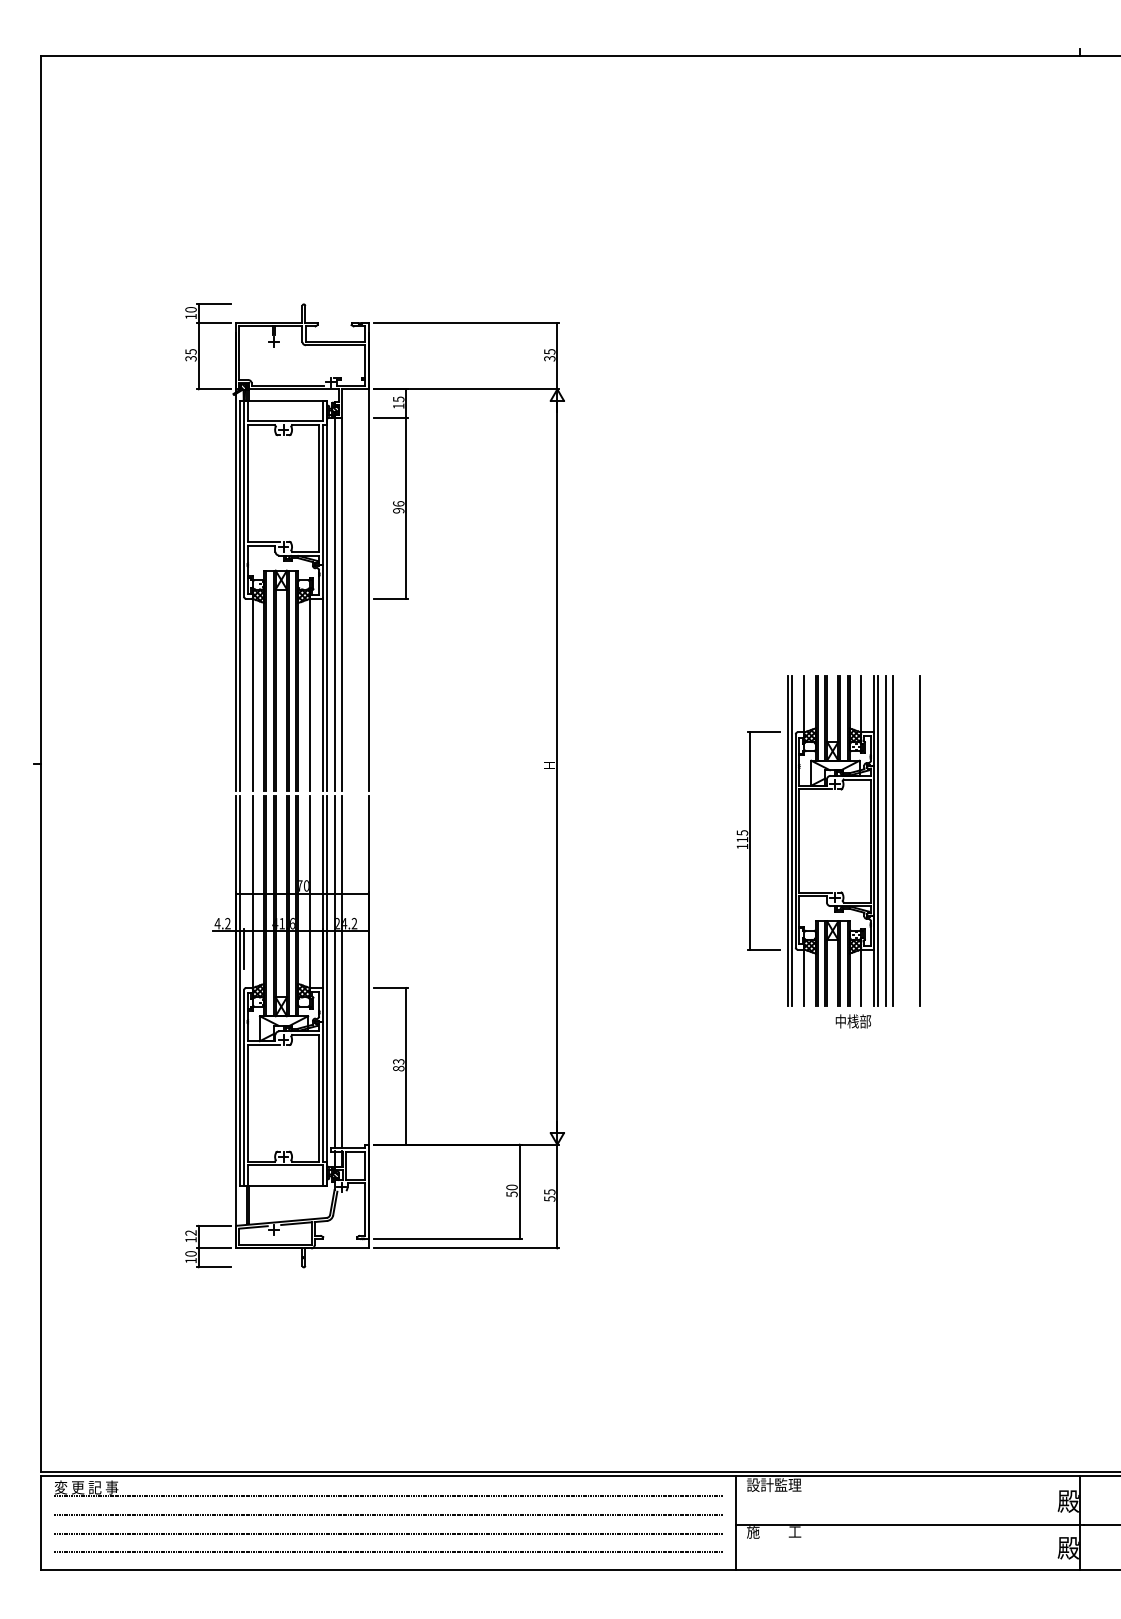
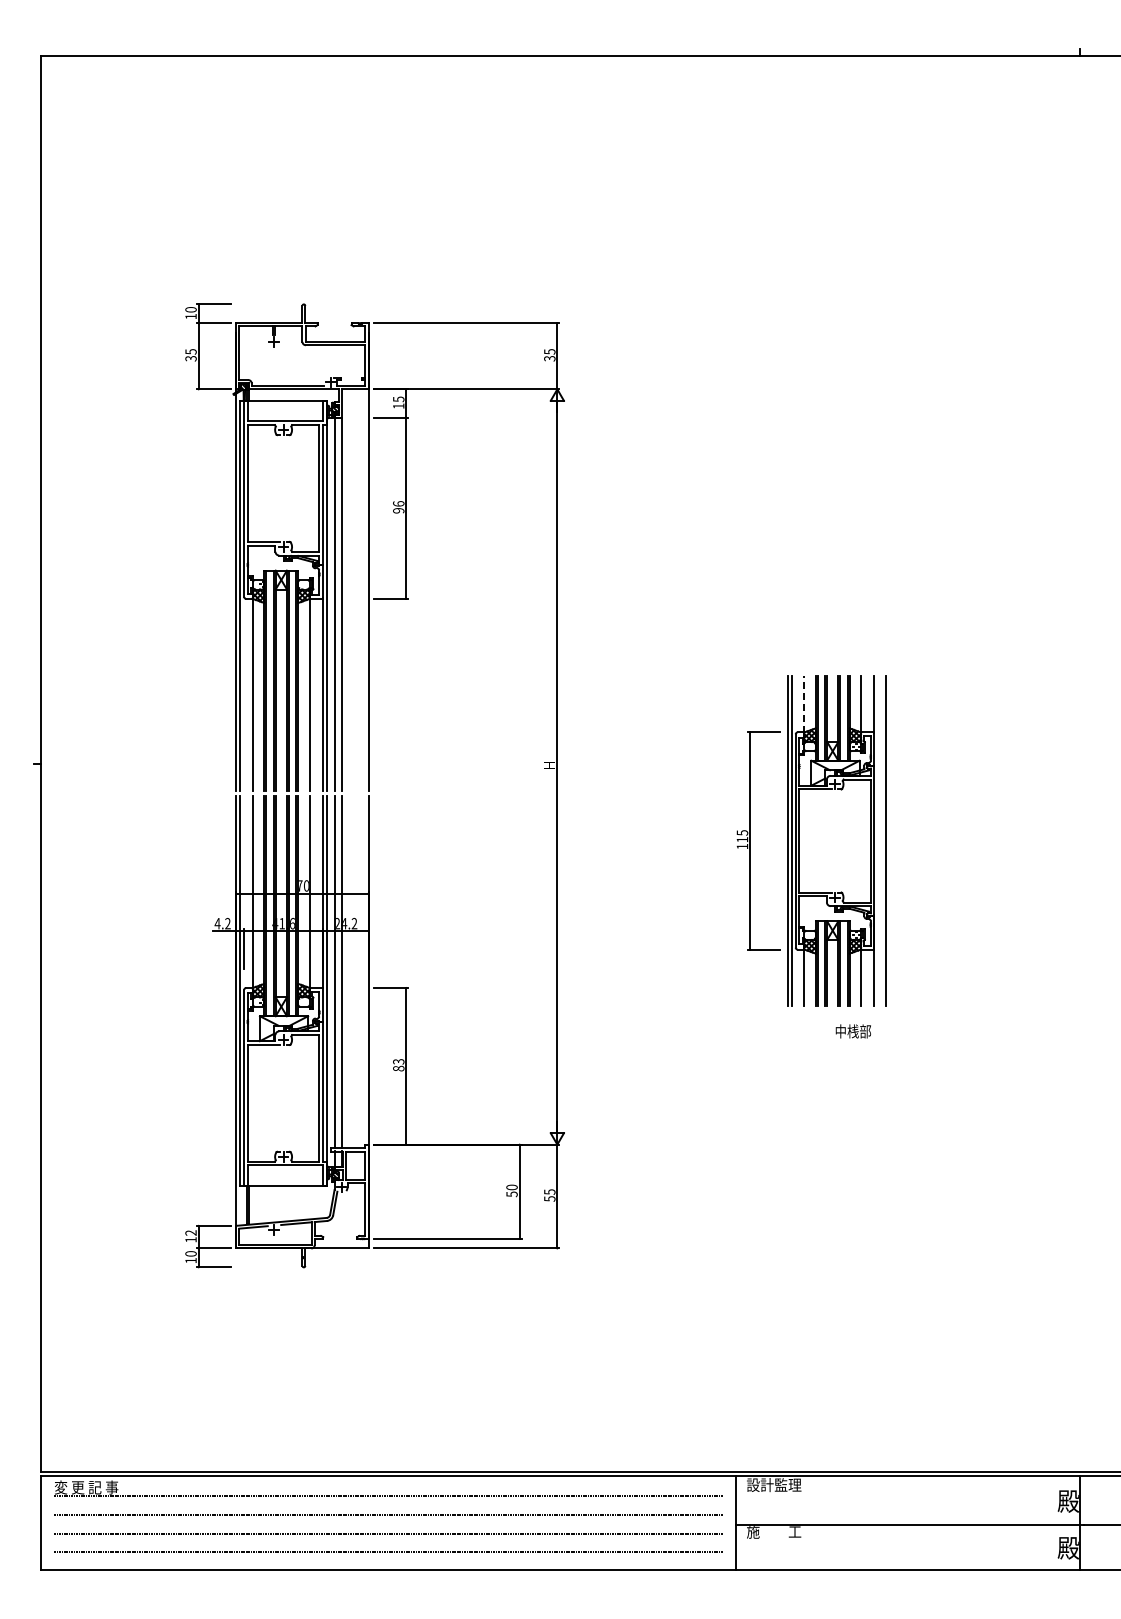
line: solid -> dashed (804, 704)
line: present -> none (878, 840)
line: present -> none (893, 840)
line: present -> none (919, 840)
text position: (852, 1021) -> (852, 1031) (852, 1031)
